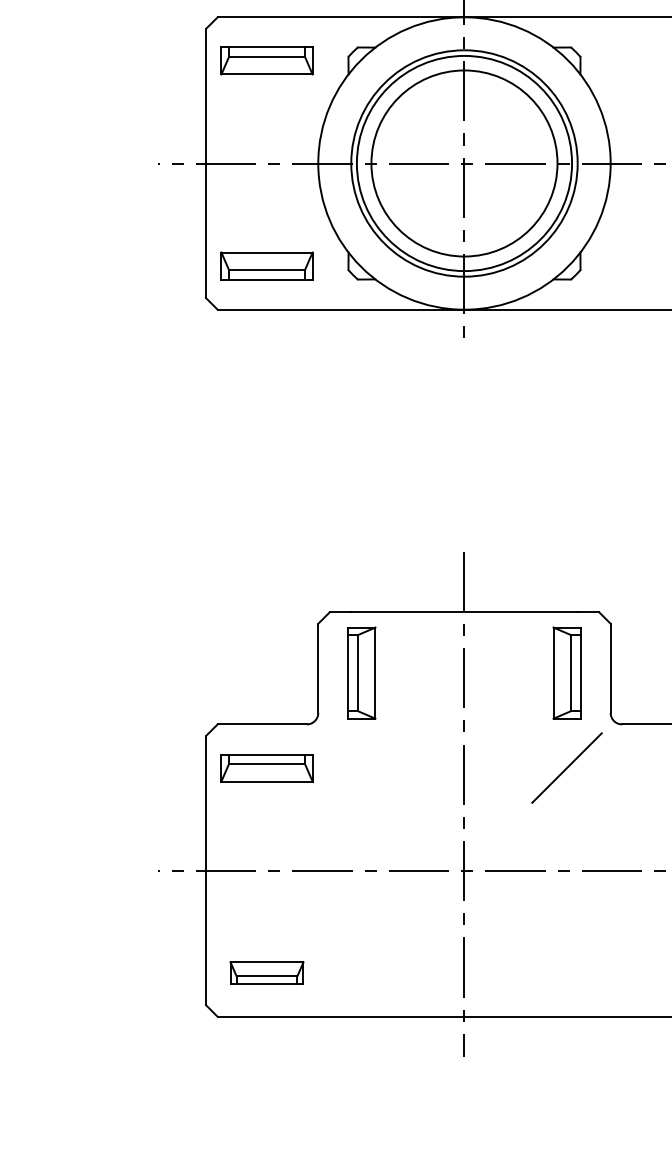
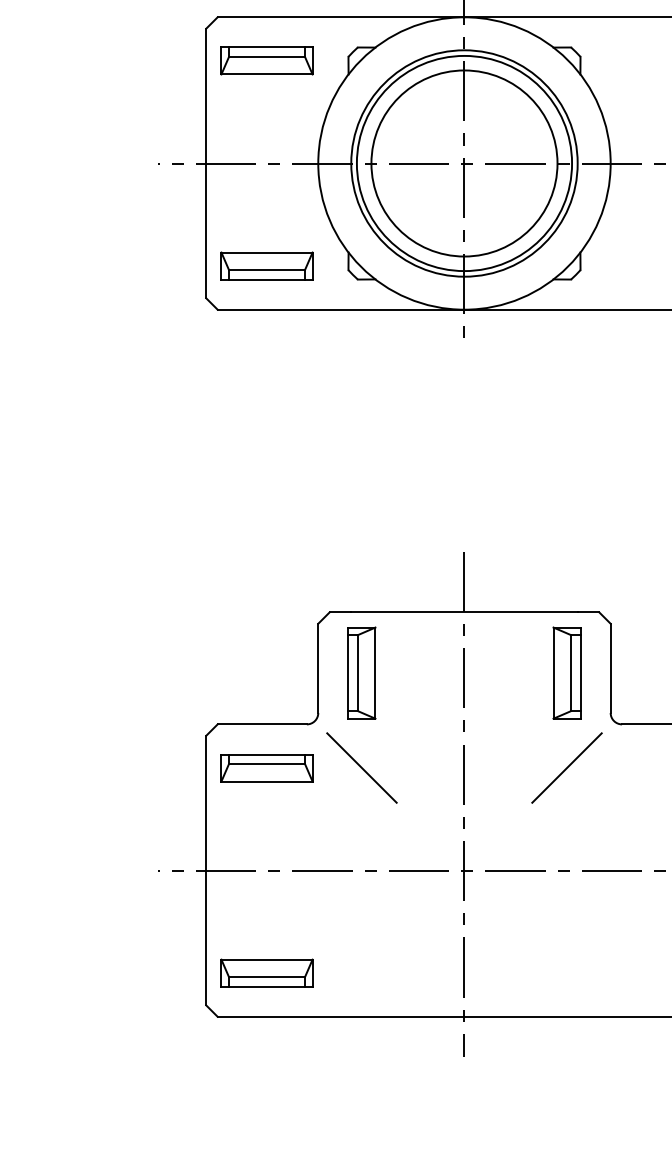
line: none -> present (361, 767)
part size: 76x24 px -> 94x30 px (266, 972)
